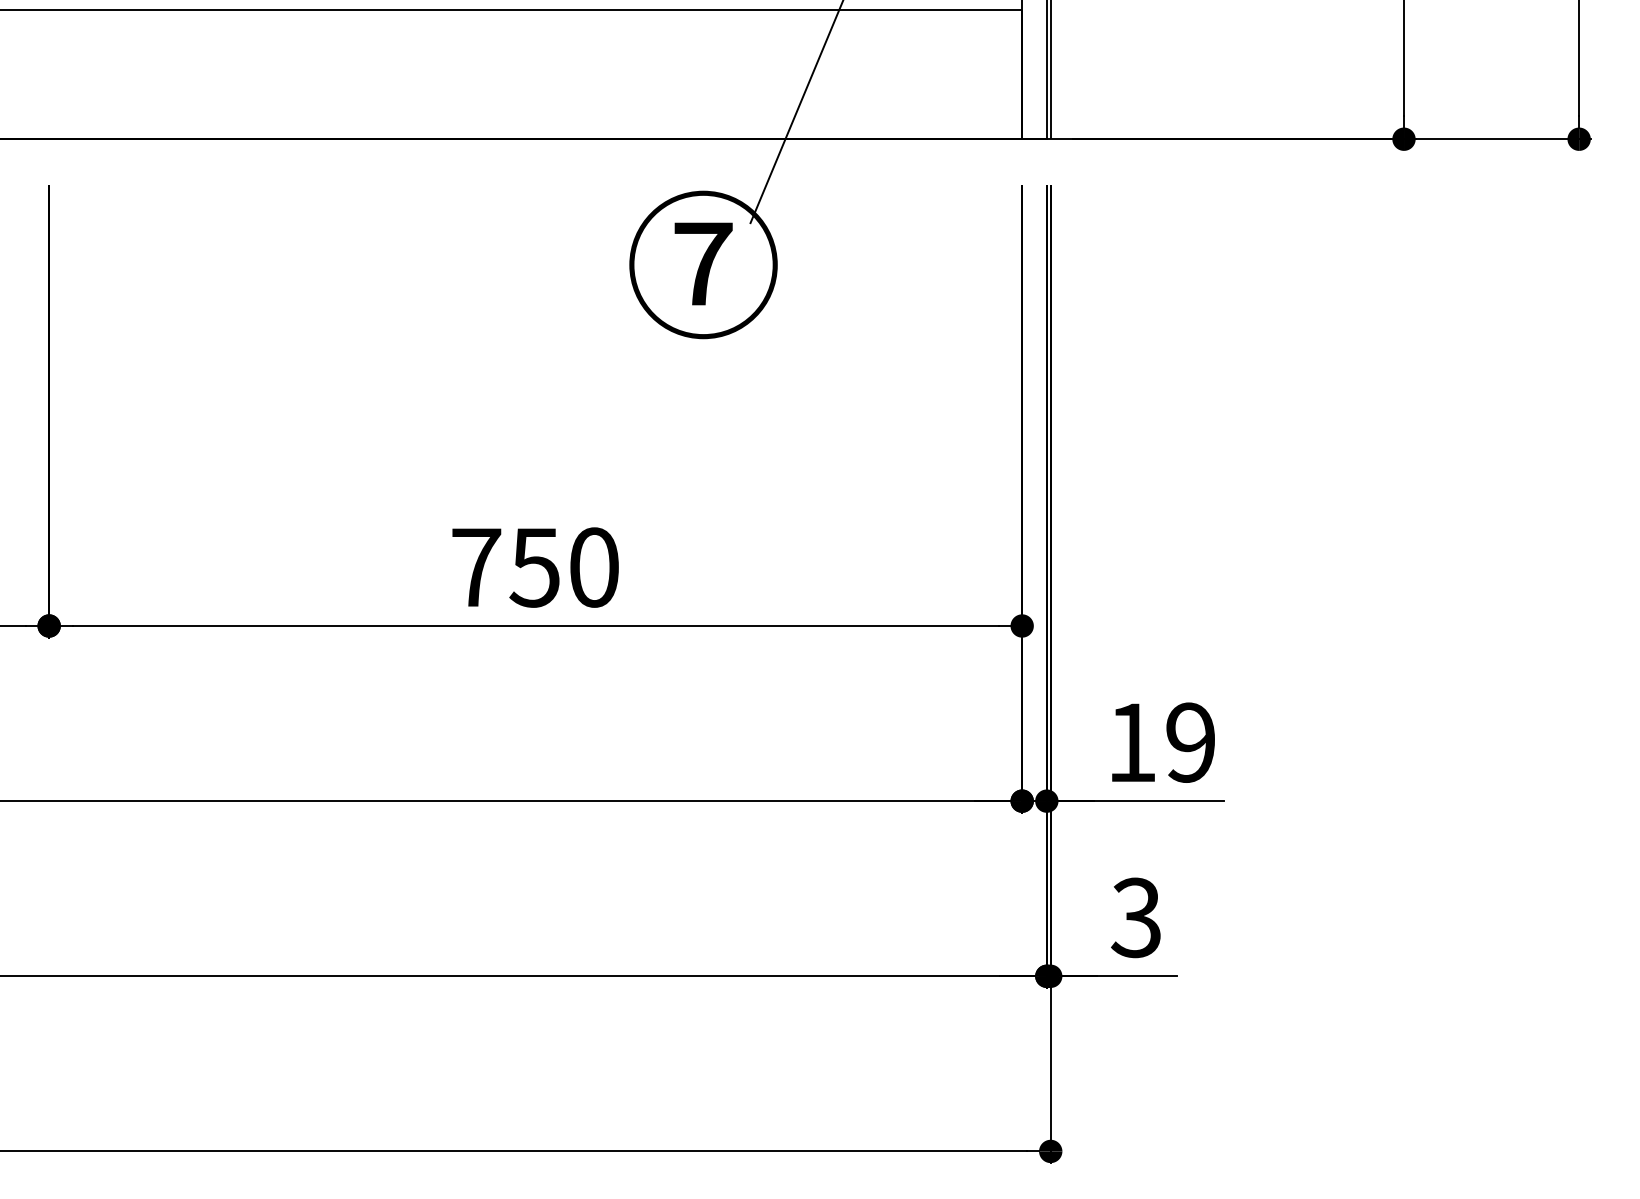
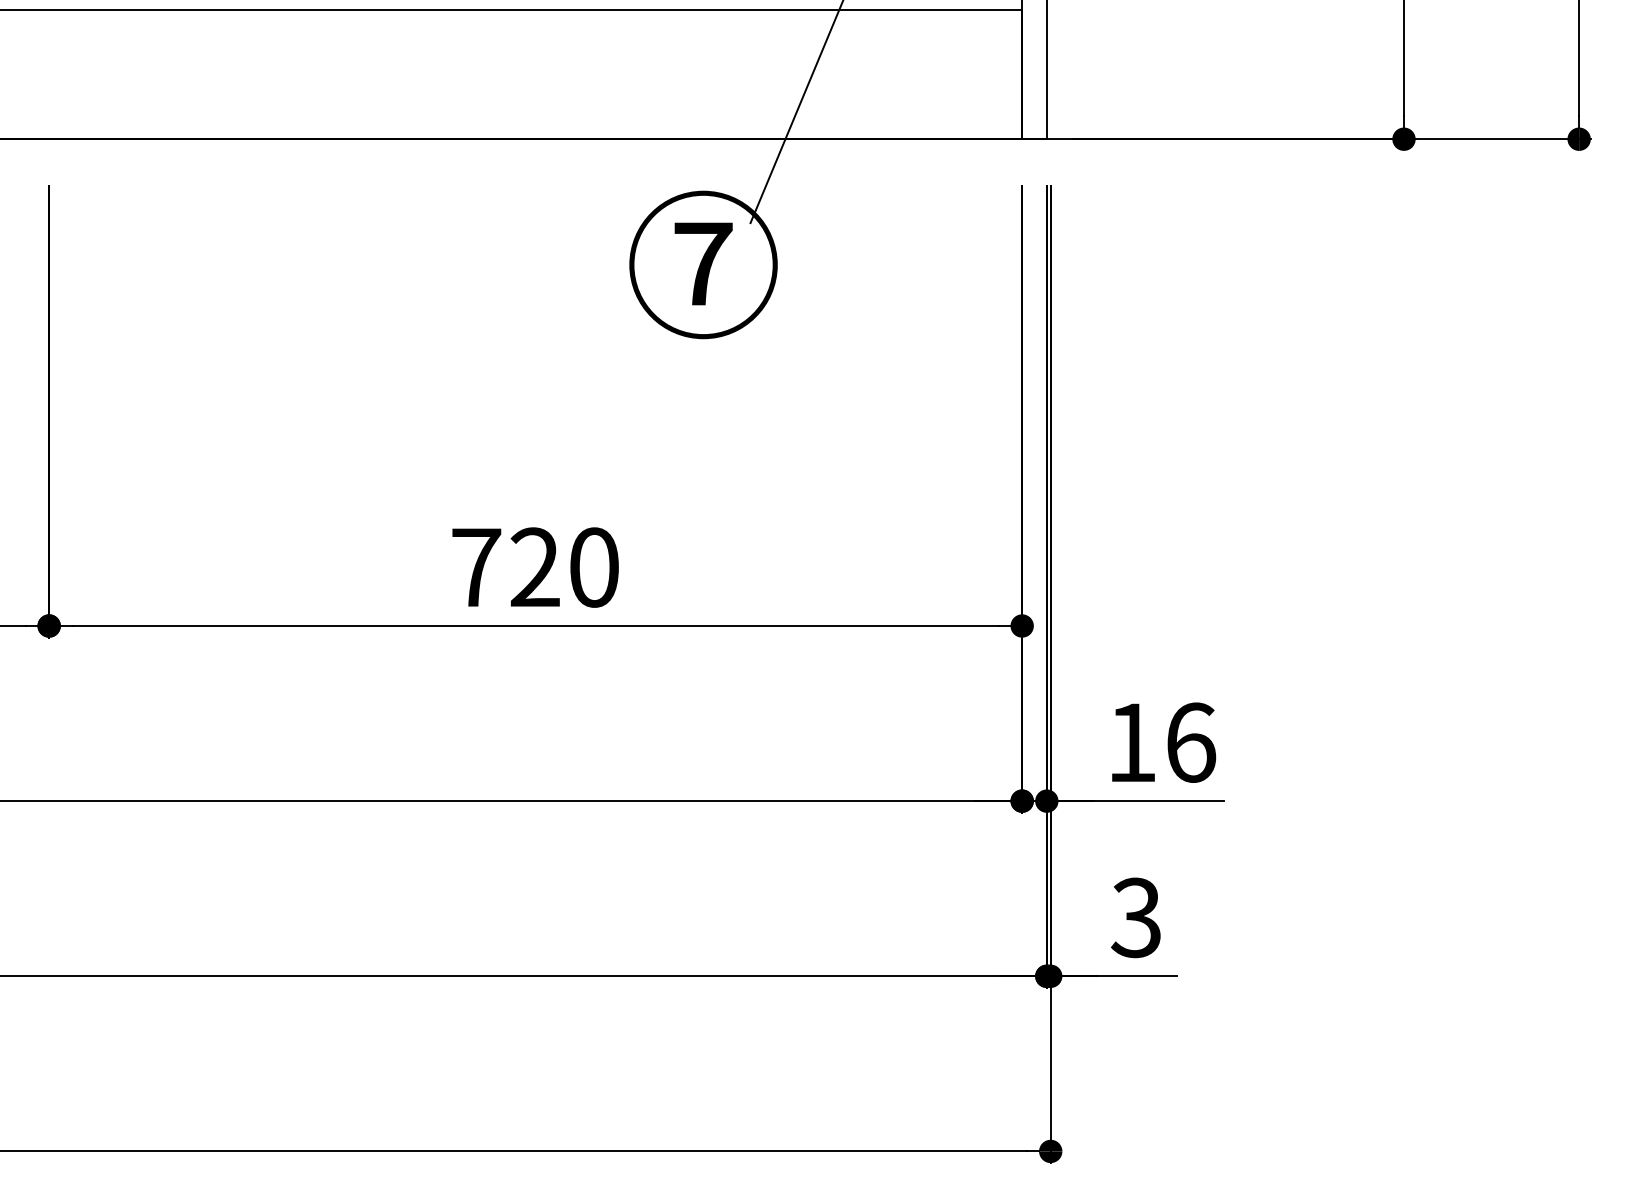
line: present -> none (1050, 70)
text: 750 -> 720 (534, 567)
text: 19 -> 16 (1191, 742)
